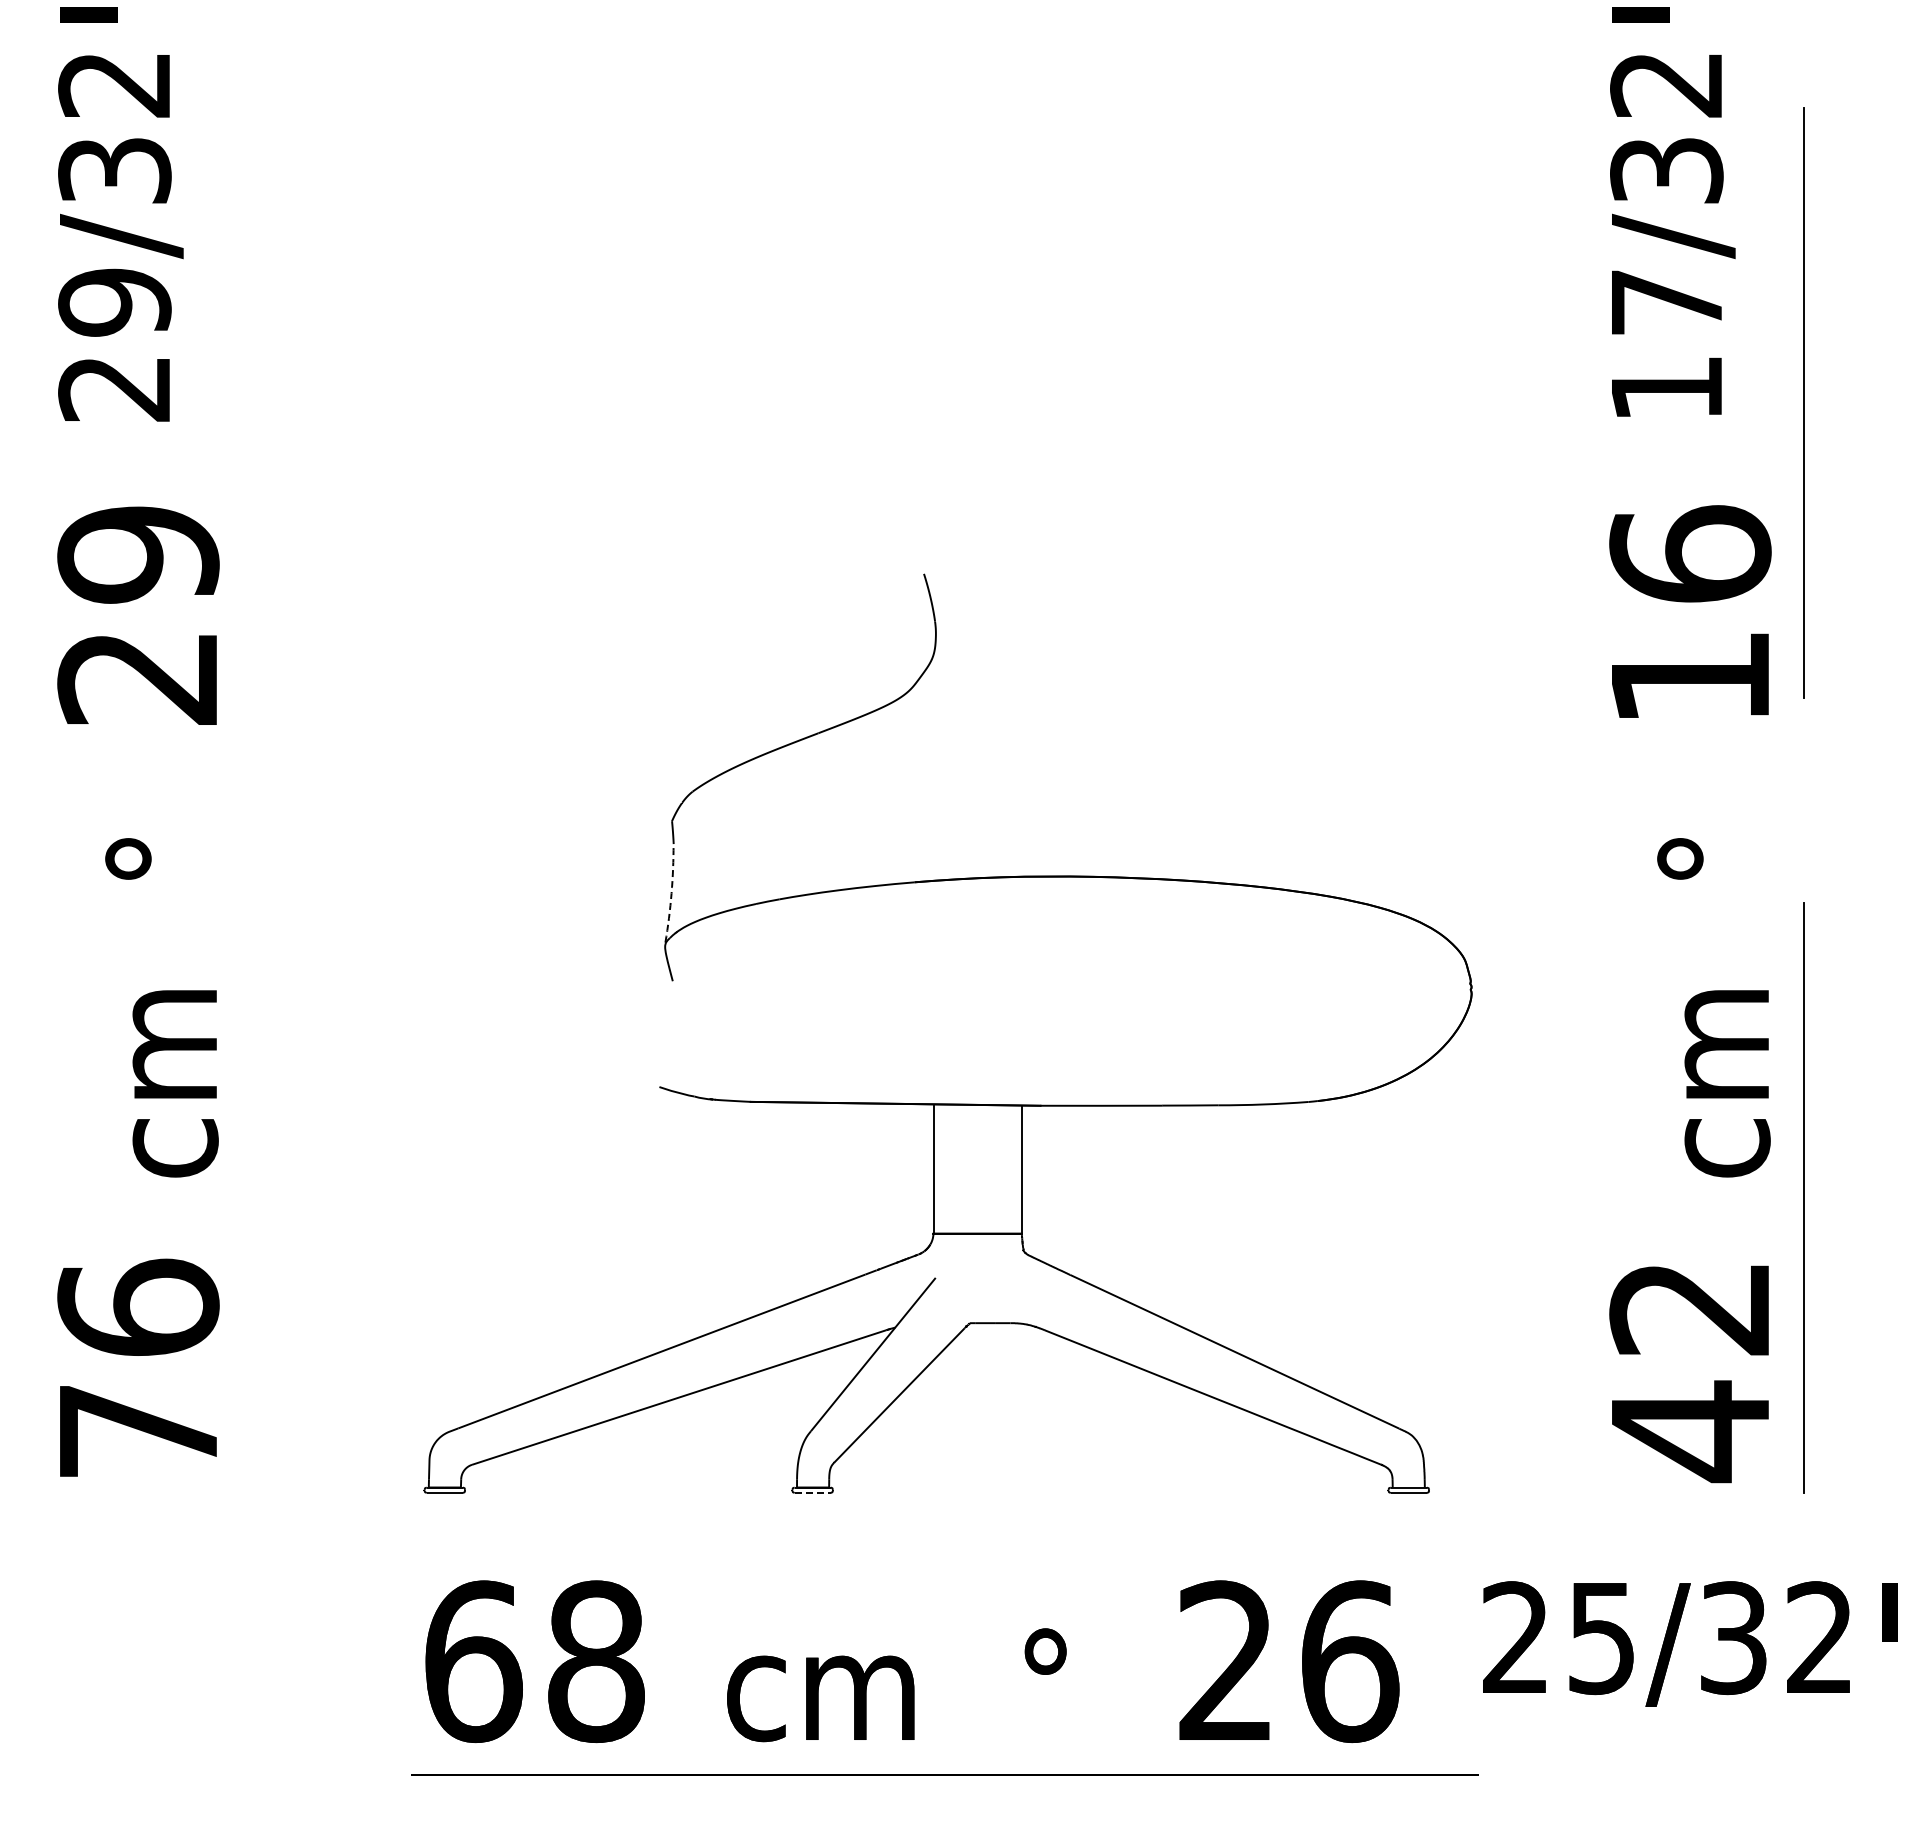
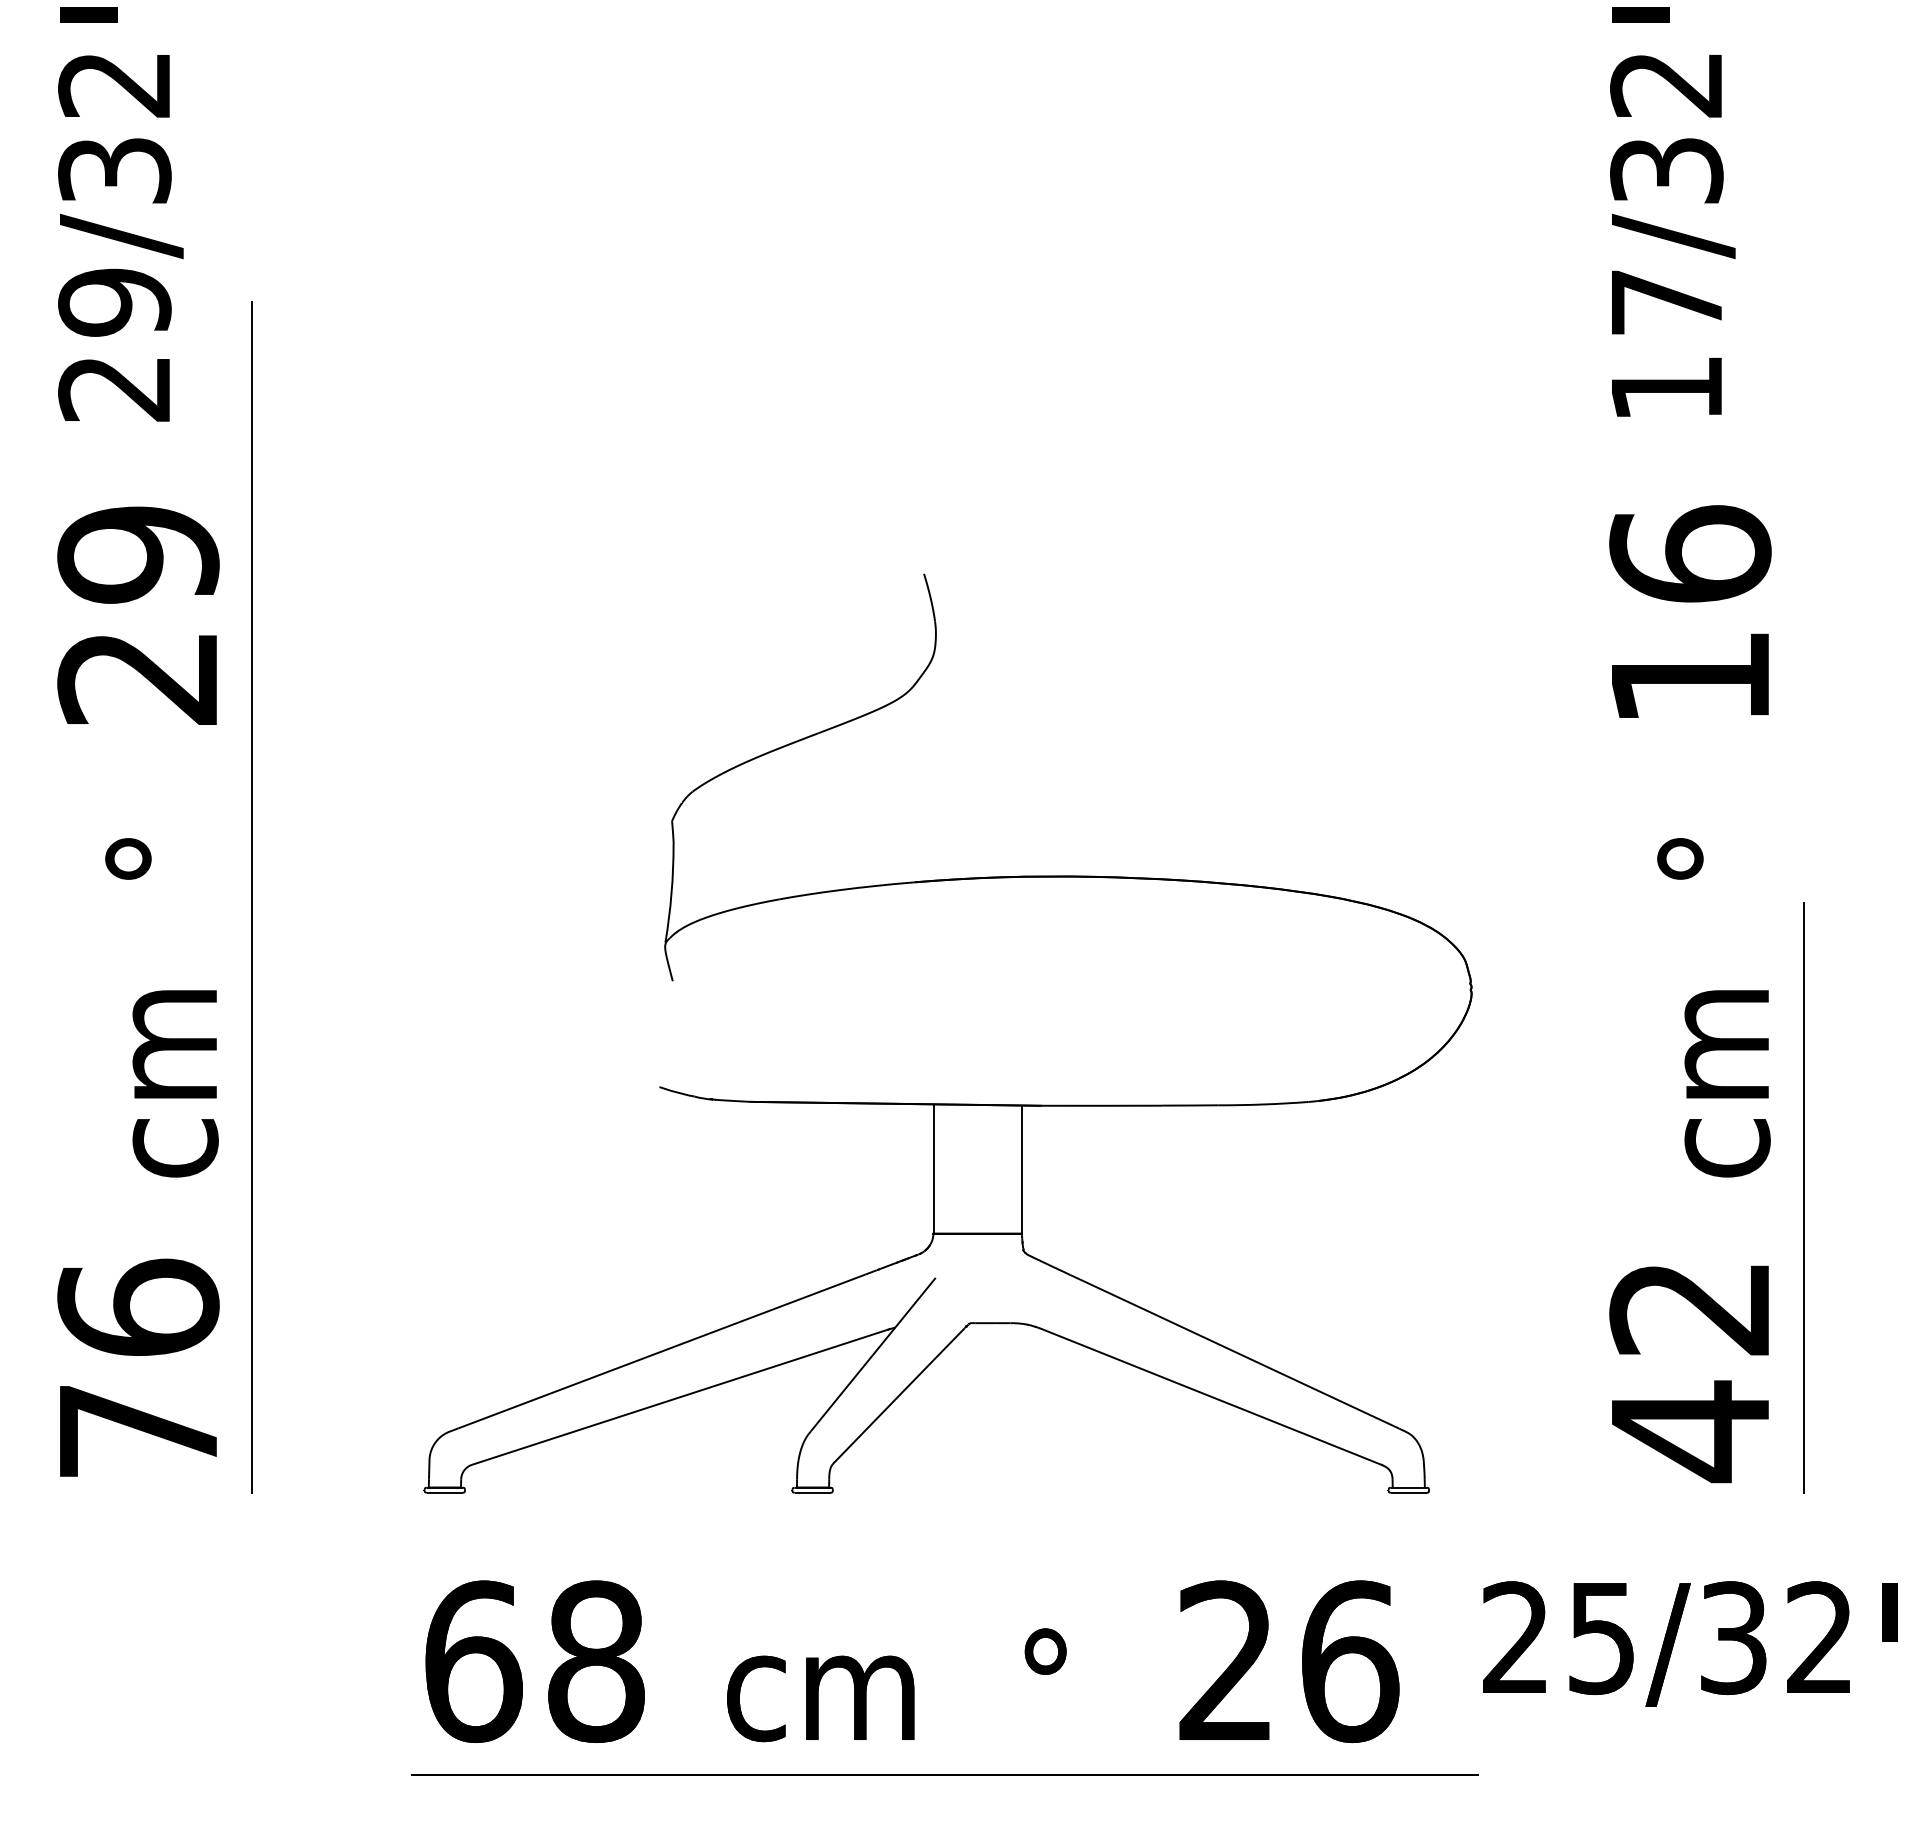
line: present -> none (1803, 402)
arc: dashed -> solid (671, 893)
line: none -> present (251, 896)
line: dashed -> solid (812, 1492)
